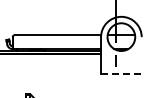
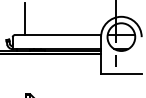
line: none -> present (24, 18)
line: dashed -> solid (121, 74)
